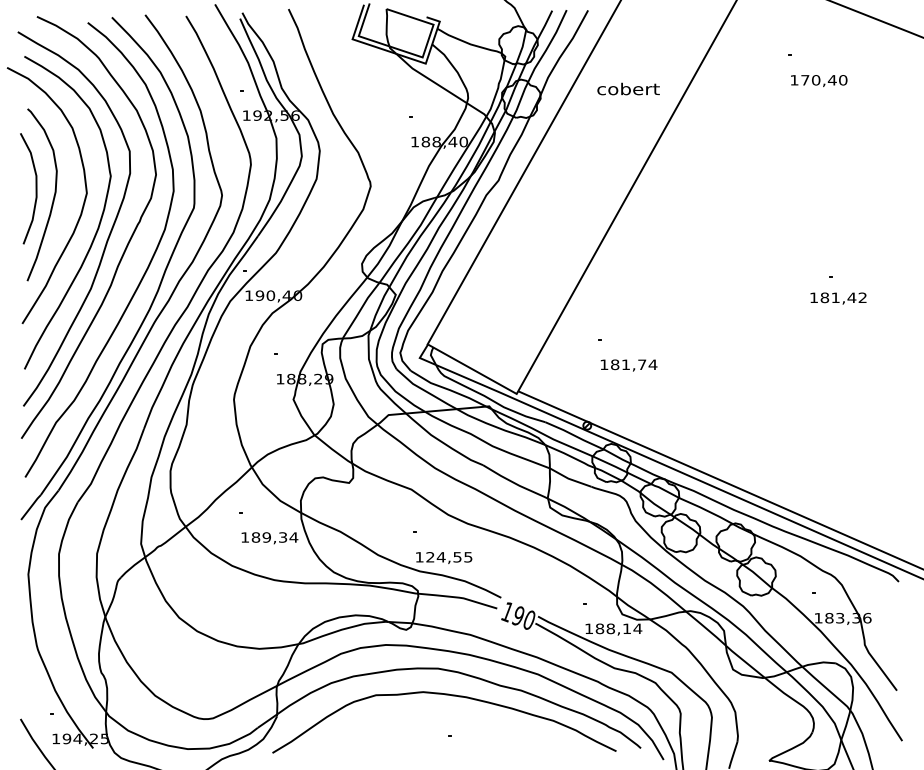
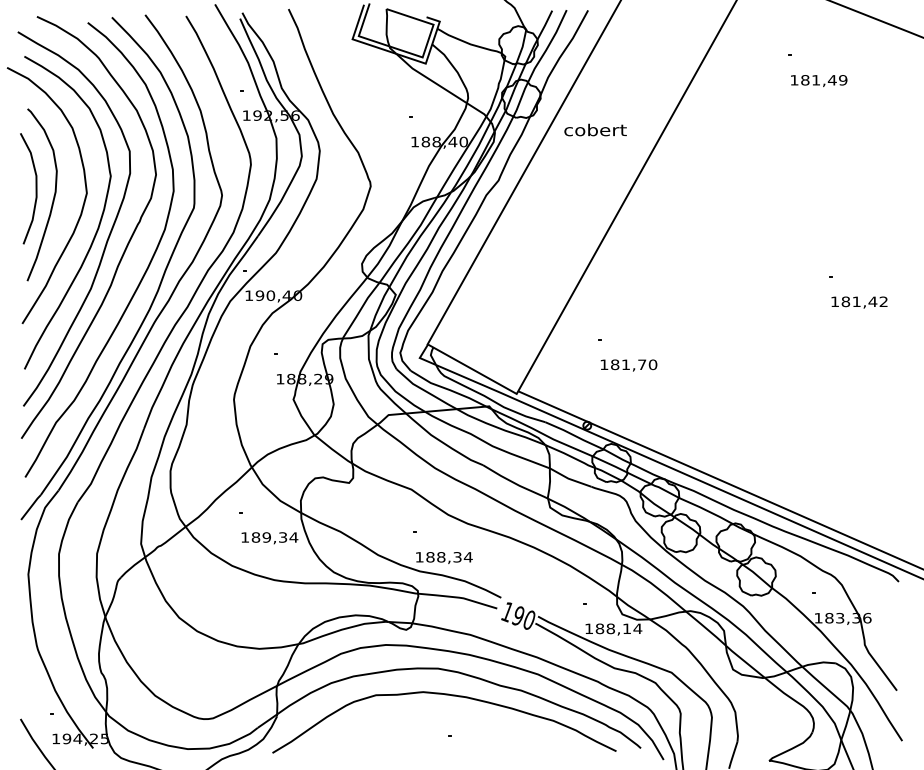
text: 170,40 -> 181,49 (824, 80)
text position: (628, 88) -> (595, 129) (595, 129)
text position: (838, 298) -> (859, 302) (859, 302)
text: 181,74 -> 181,70 (652, 364)
text: 124,55 -> 188,34 (449, 557)
